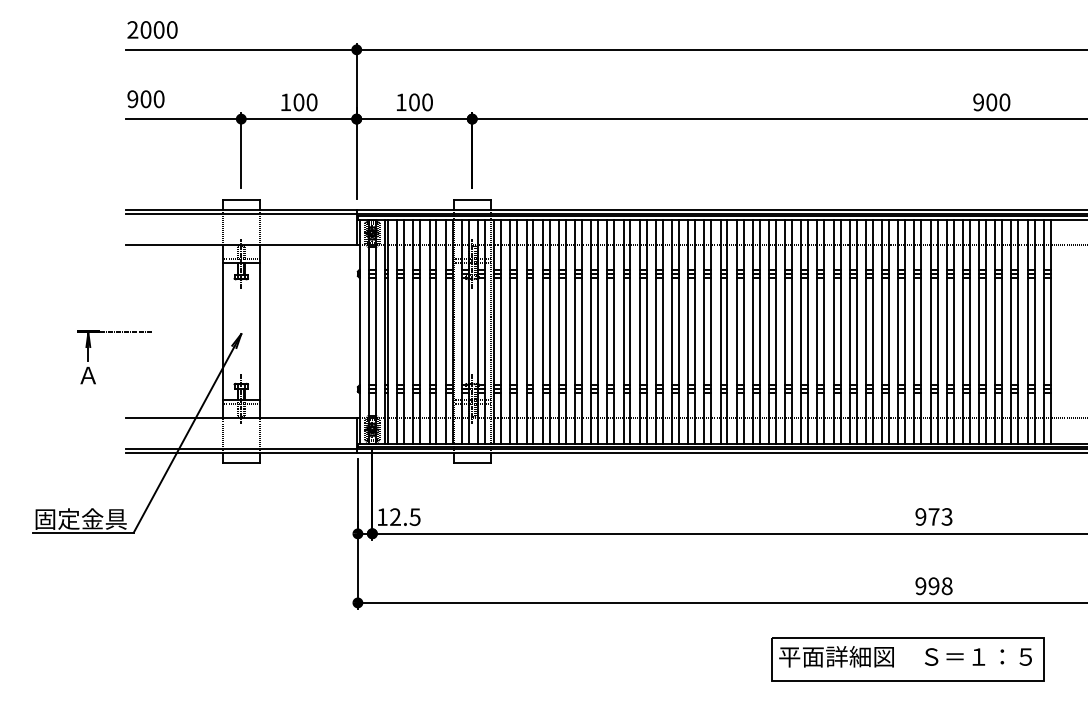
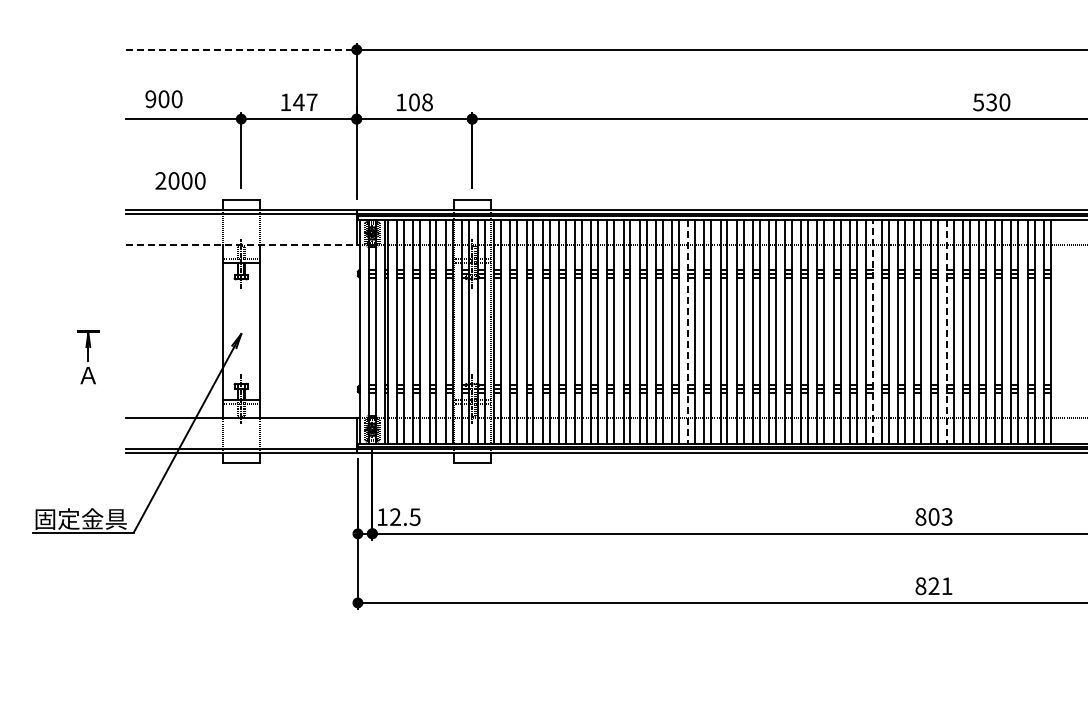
text position: (152, 29) -> (180, 180) (180, 180)
line: solid -> dashed (242, 49)
text position: (145, 99) -> (163, 99) (163, 99)
text: 100 -> 147 (305, 102)
text: 100 -> 108 (427, 102)
text: 900 -> 530 (985, 102)
line: solid -> dashed (243, 244)
line: present -> none (125, 331)
line: solid -> dashed (872, 331)
line: solid -> dashed (688, 332)
line: solid -> dashed (946, 332)
text: 973 -> 803 (927, 516)
text: 998 -> 821 (933, 586)
part: present -> none (907, 659)
